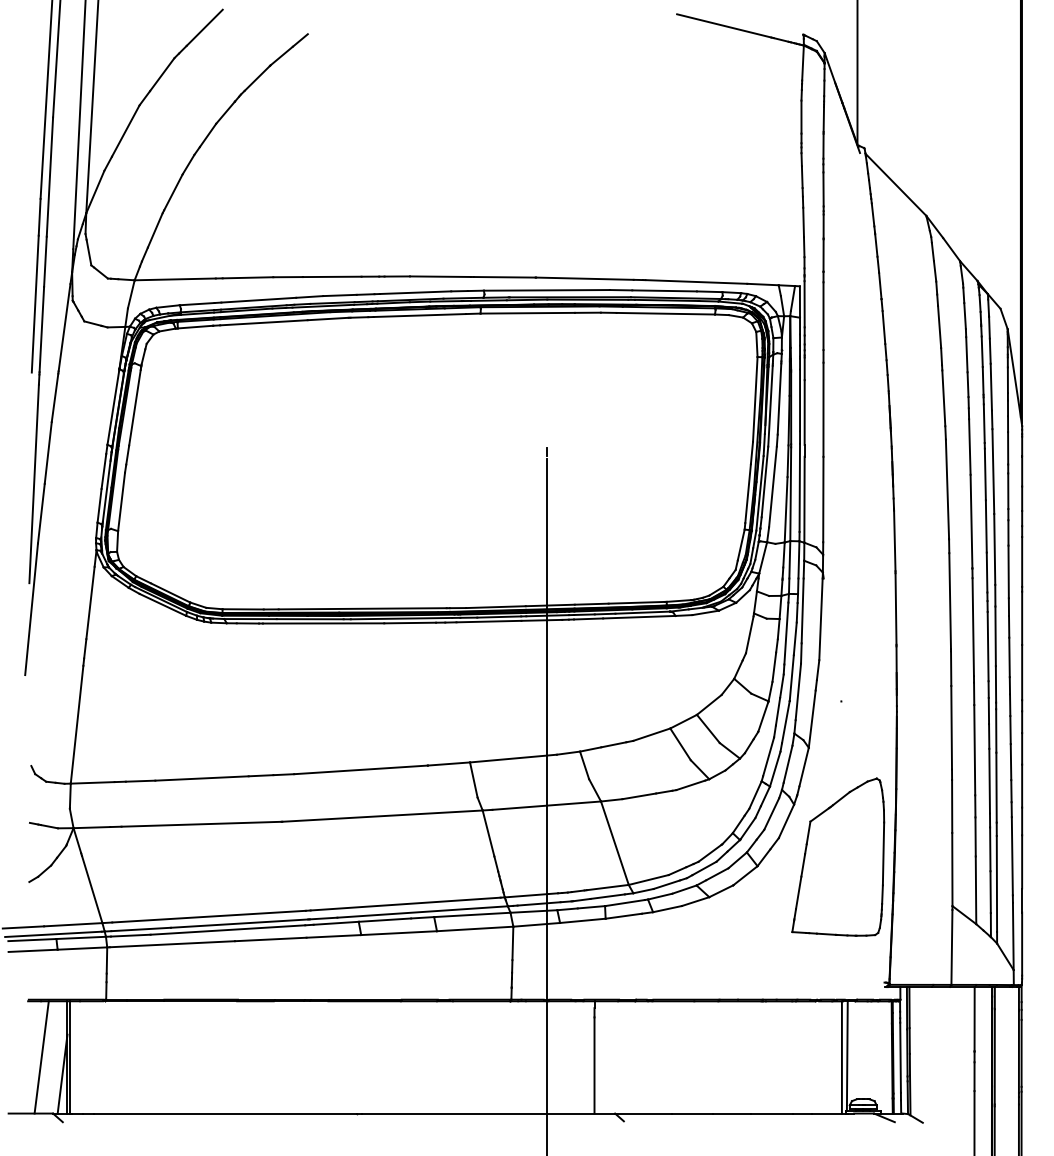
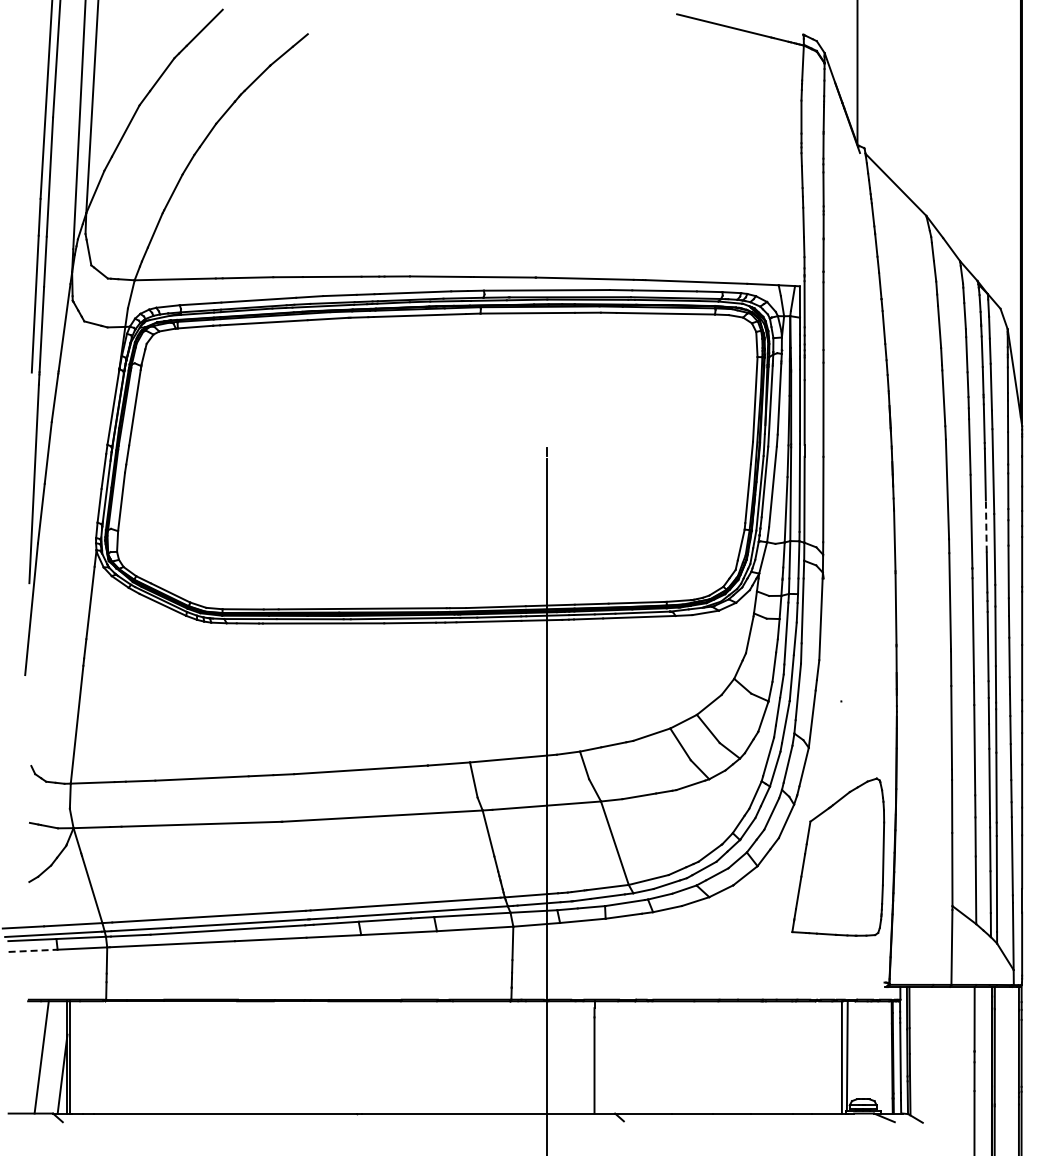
line: solid -> dashed (986, 525)
line: solid -> dashed (33, 950)
